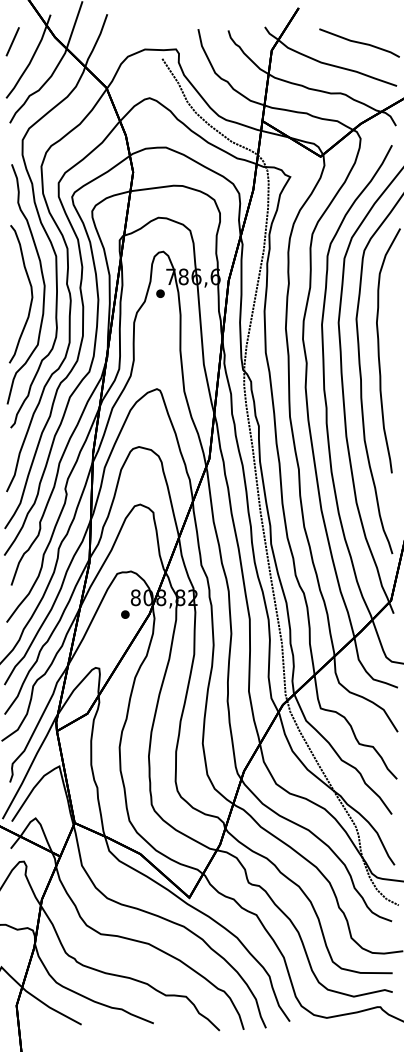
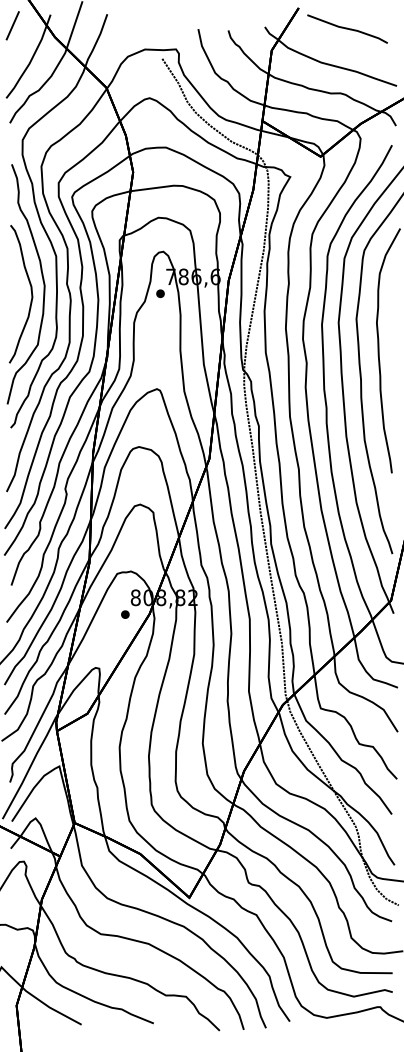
line position: (12, 41) -> (12, 25) (12, 25)
line position: (359, 42) -> (347, 28) (347, 28)
